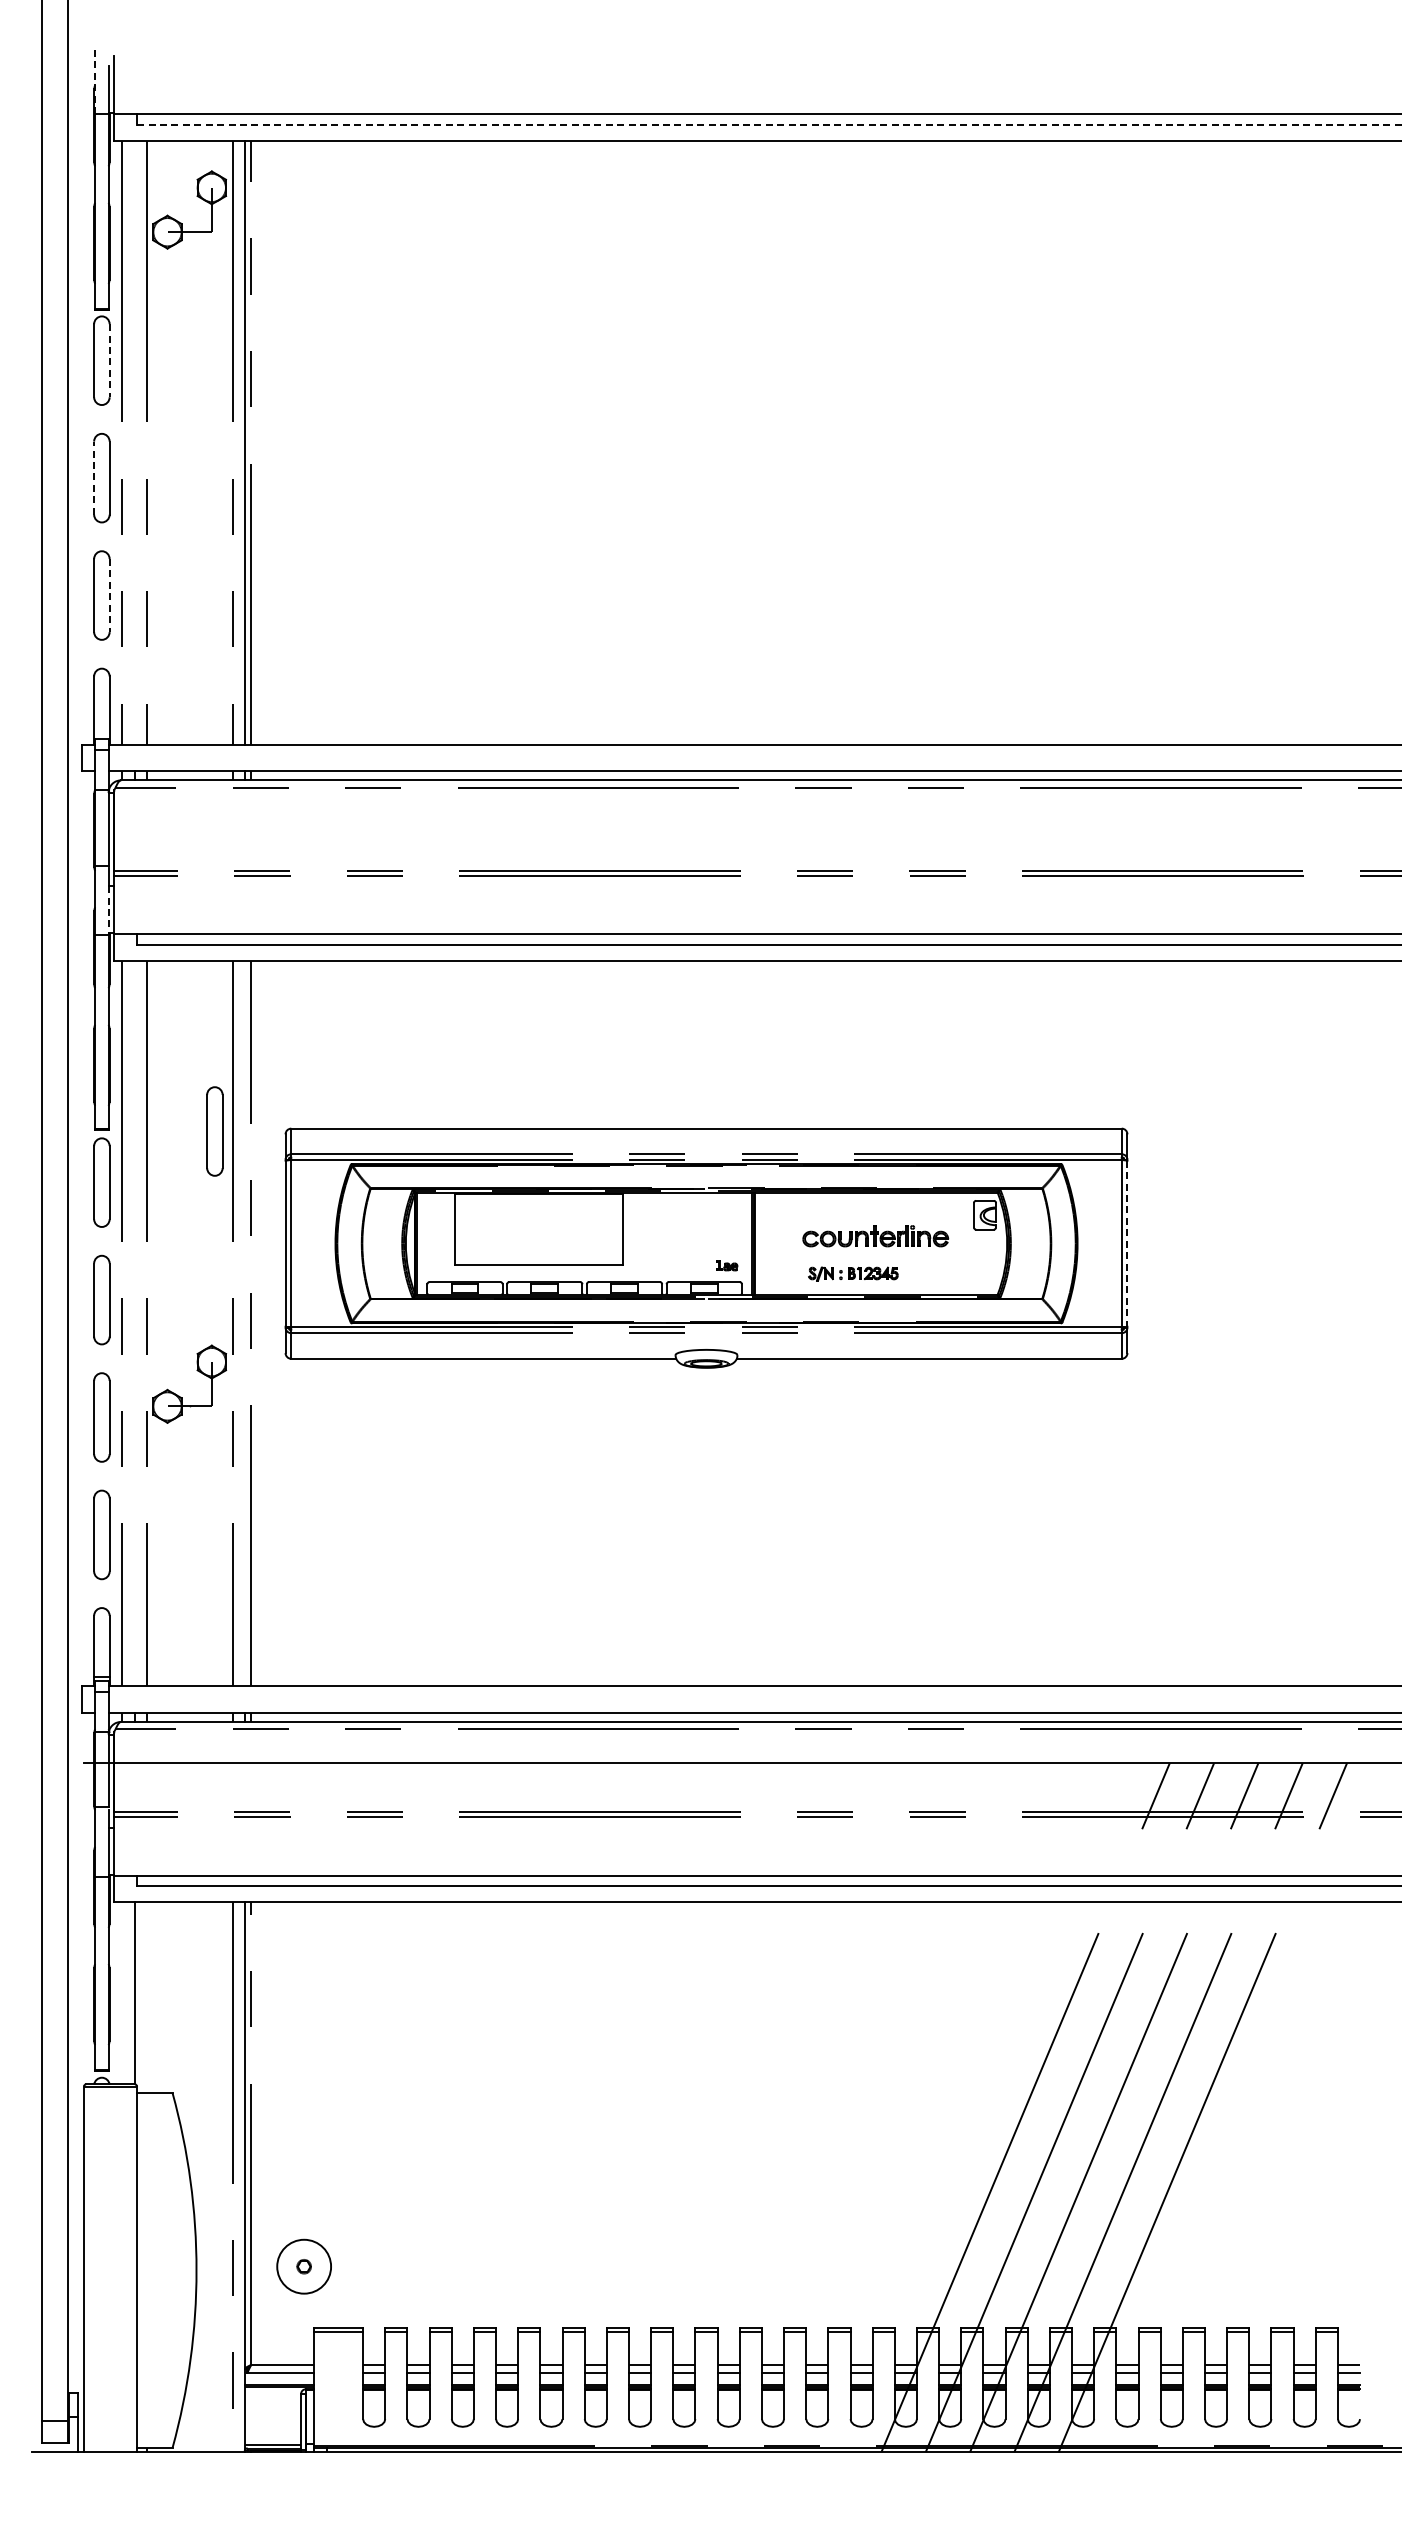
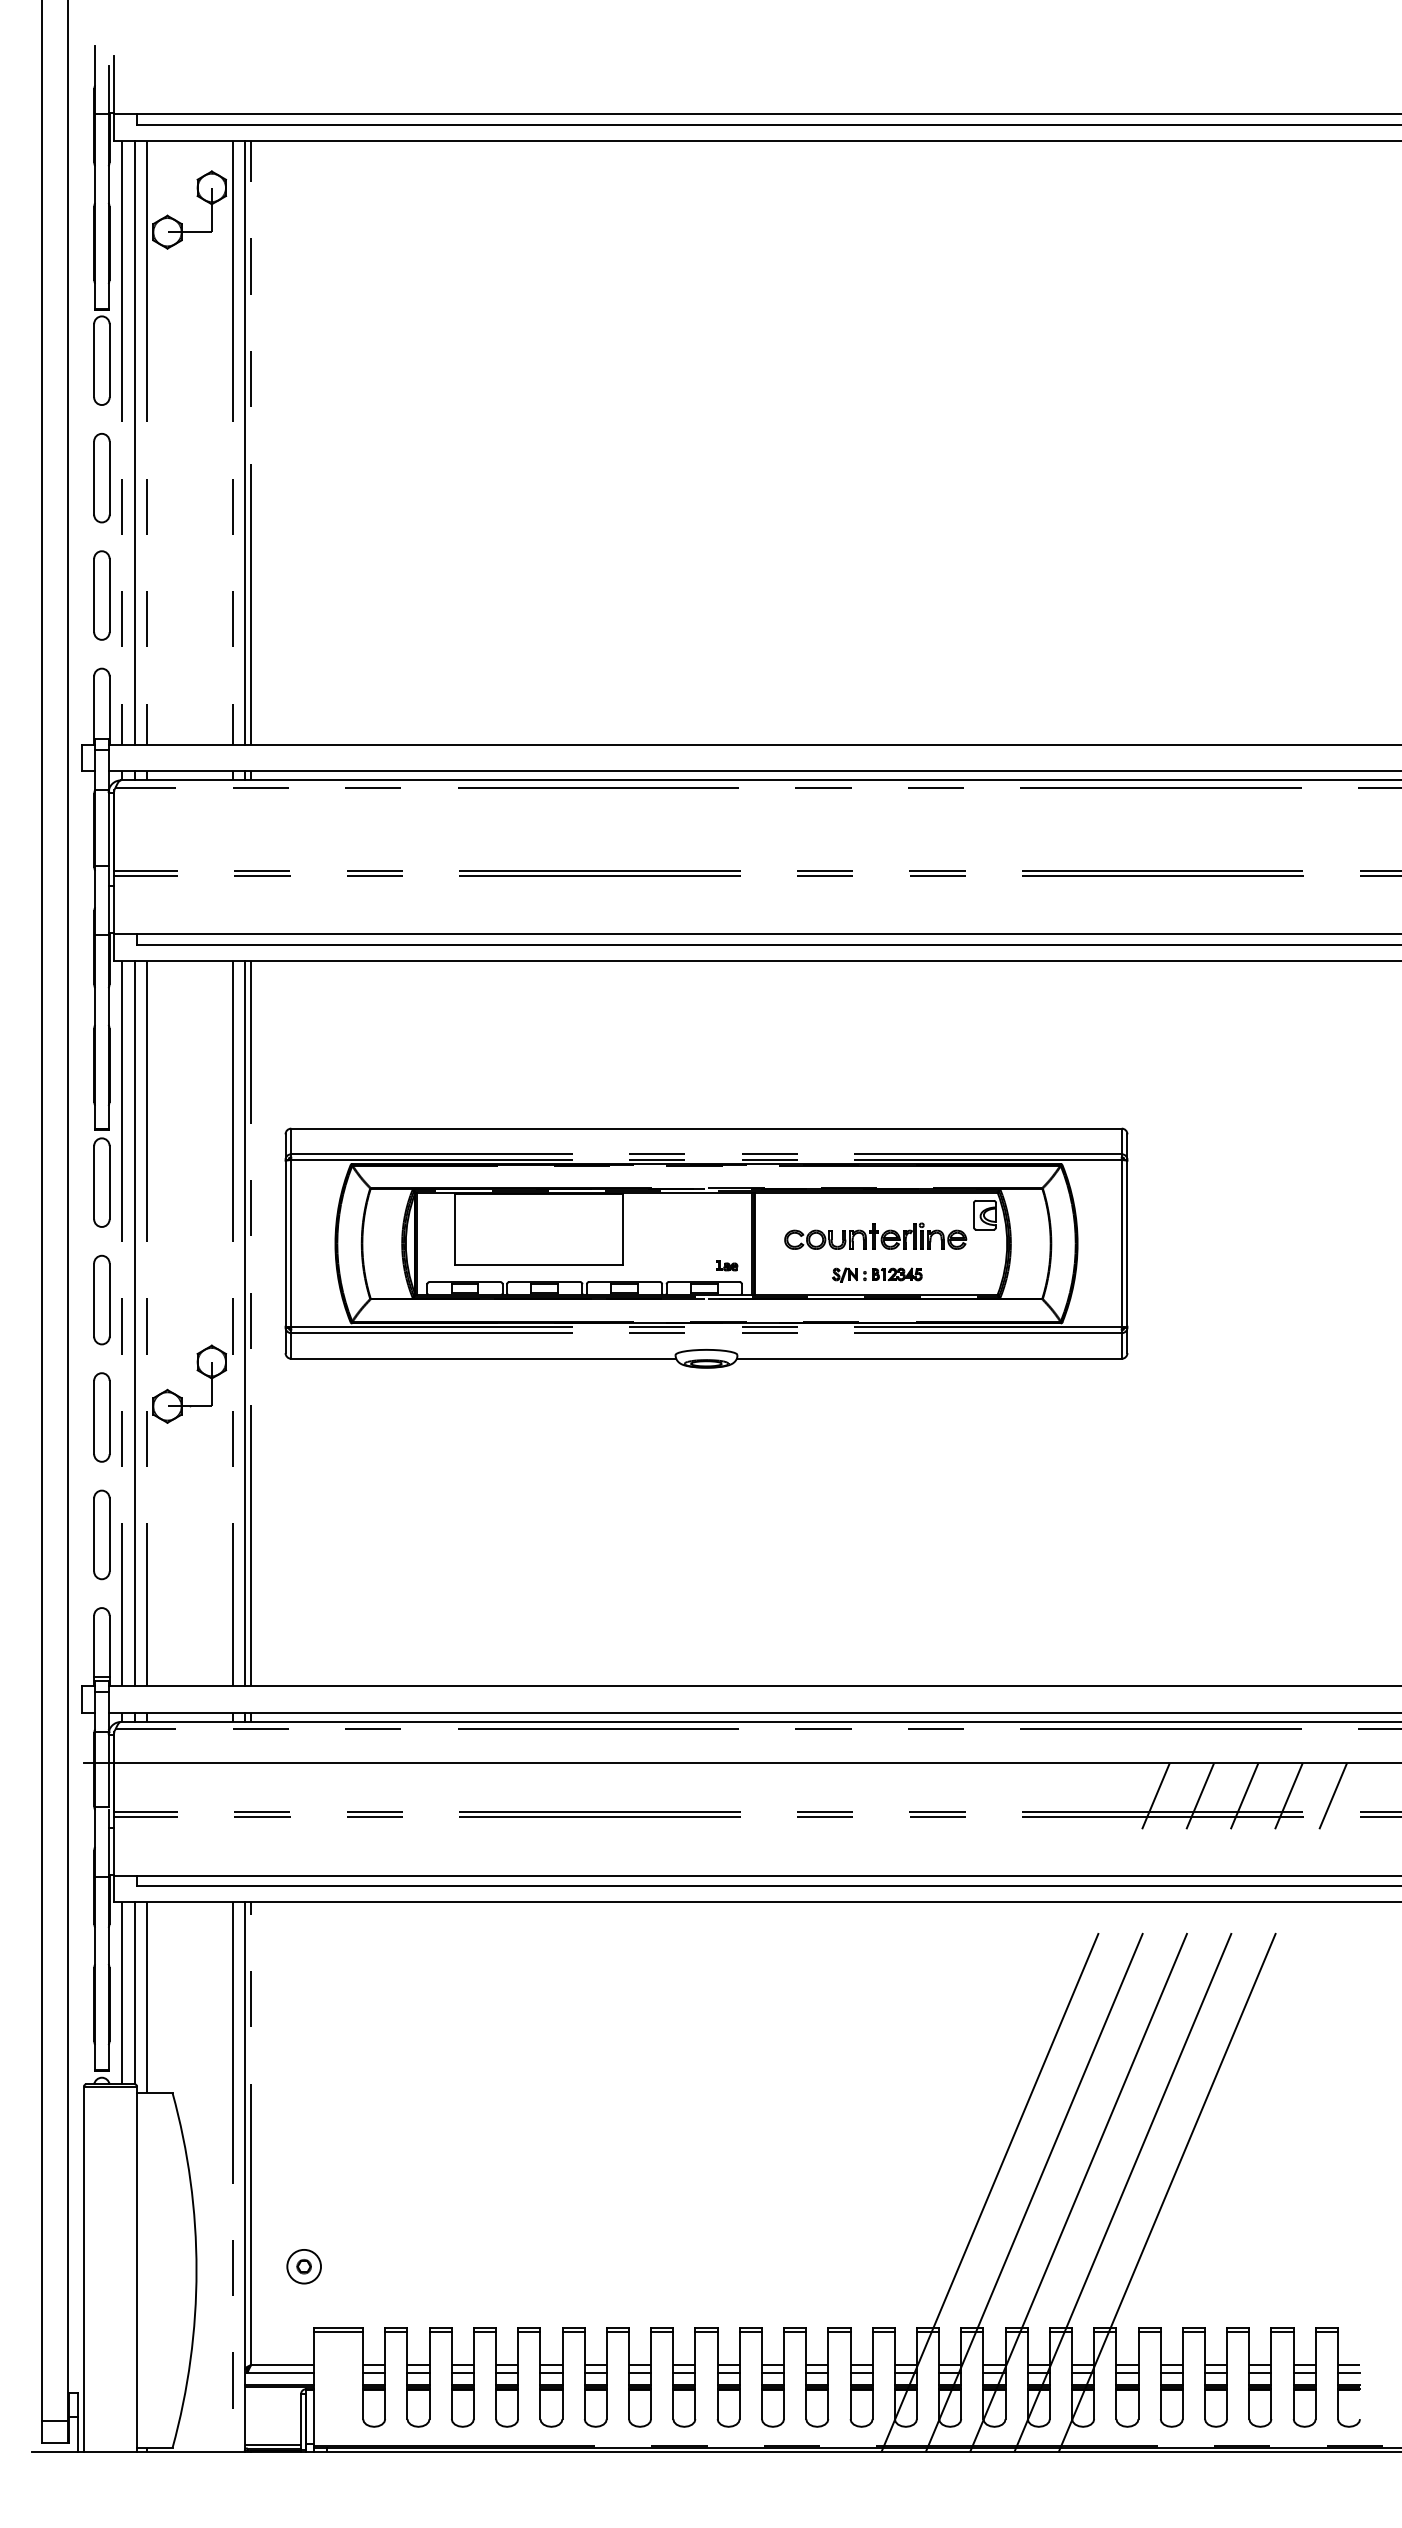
line: dashed -> solid (95, 79)
line: dashed -> solid (769, 124)
line: dashed -> solid (109, 360)
line: none -> present (134, 442)
line: dashed -> solid (94, 478)
line: dashed -> solid (109, 595)
line: dashed -> solid (108, 909)
part: present -> none (214, 1131)
part size: 148x23 px -> 184x28 px (875, 1235)
line: dashed -> solid (1127, 1244)
part position: (853, 1273) -> (877, 1274) (877, 1274)
line: none -> present (134, 1323)
line: none -> present (244, 1323)
line: none -> present (122, 1993)
line: none -> present (146, 1997)
circle diameter: 54 px -> 34 px (304, 2266)
